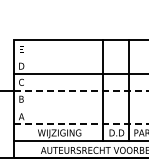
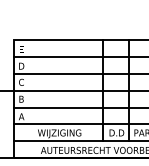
line: none -> present (79, 57)
line: dashed -> solid (81, 90)
line: none -> present (79, 107)
line: dashed -> solid (81, 124)
